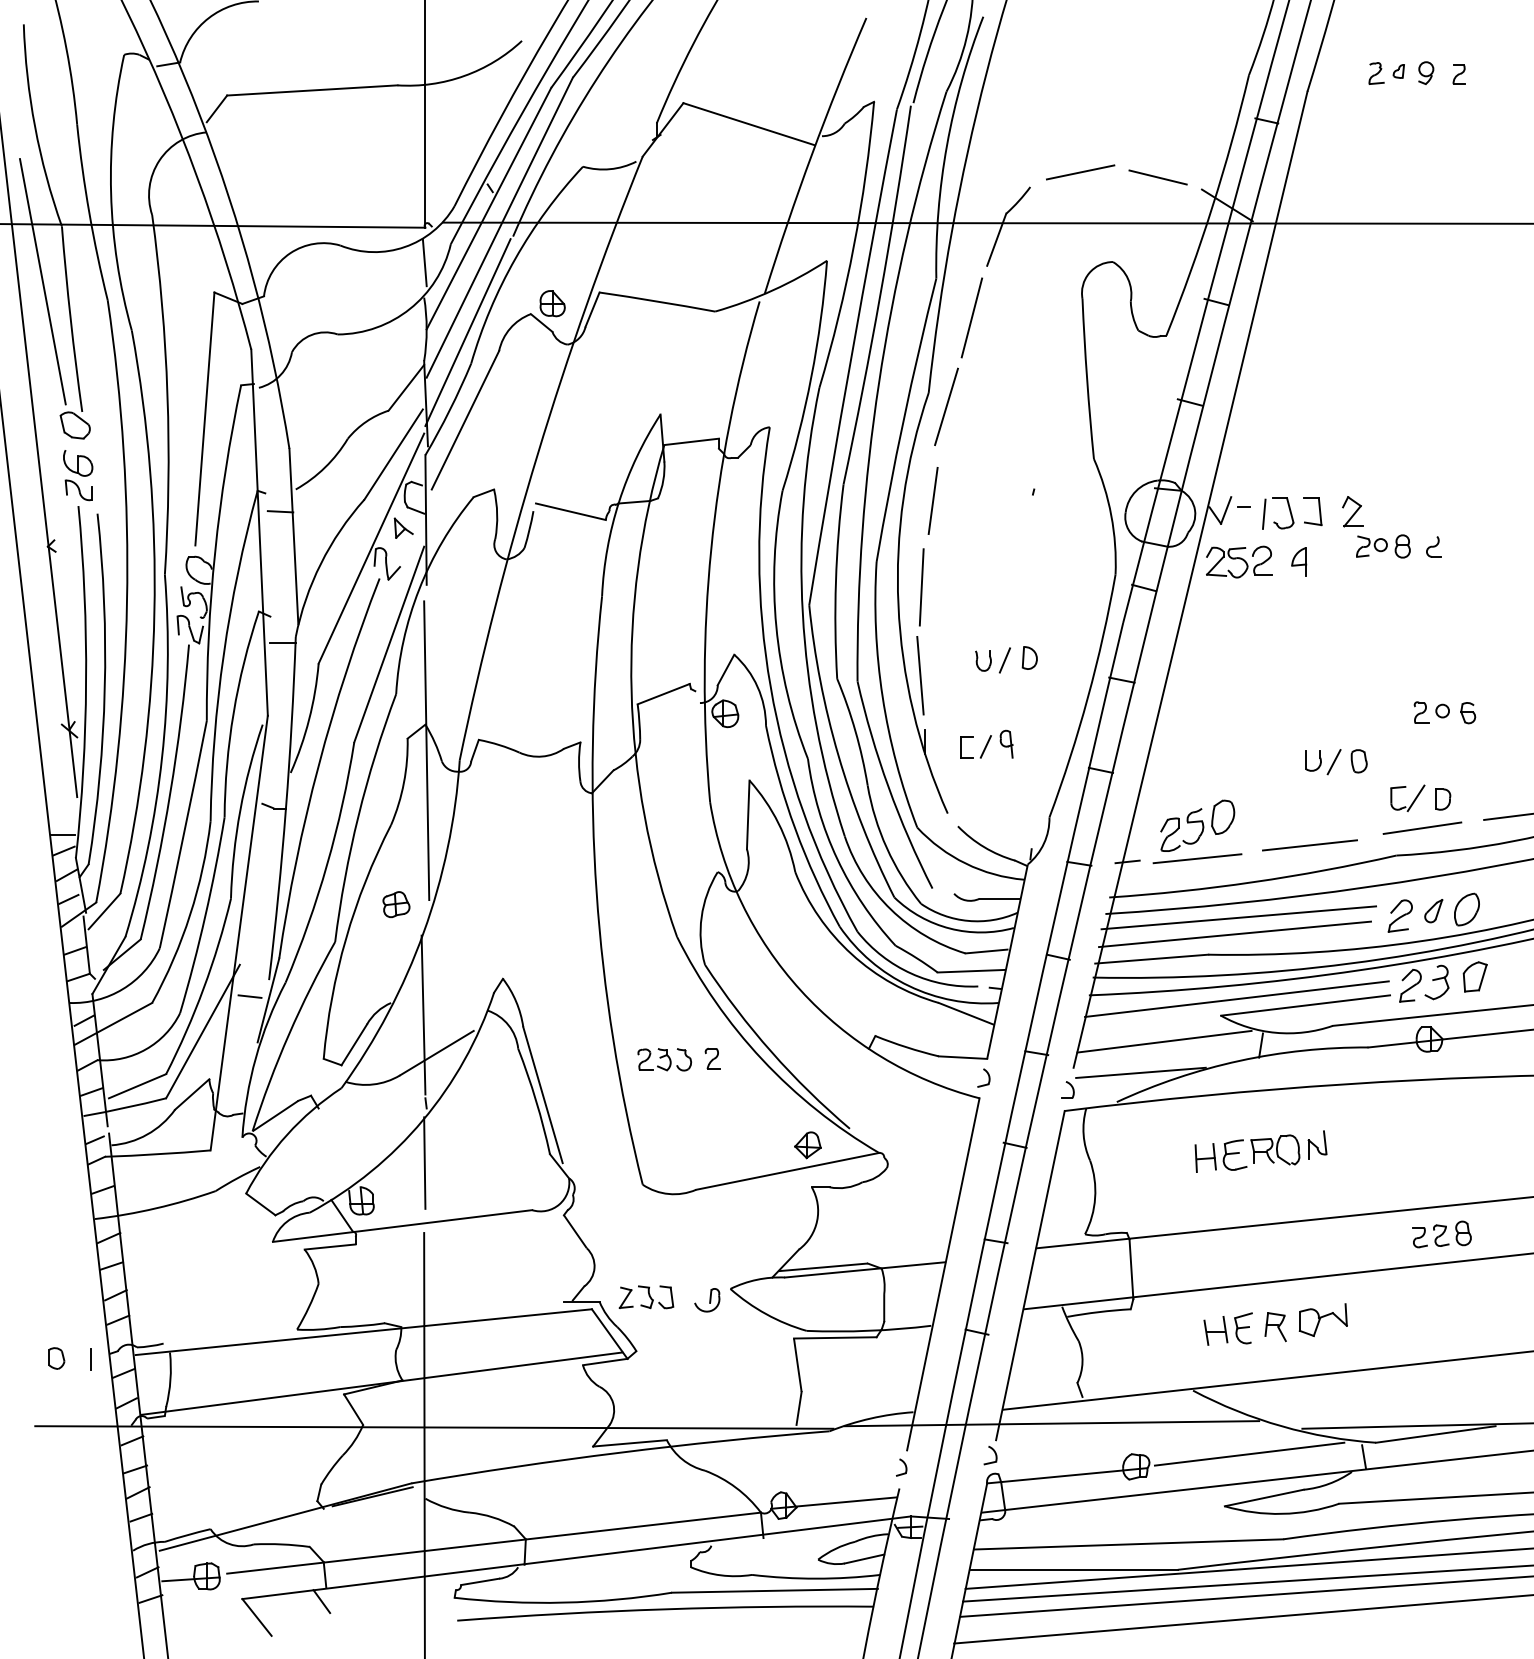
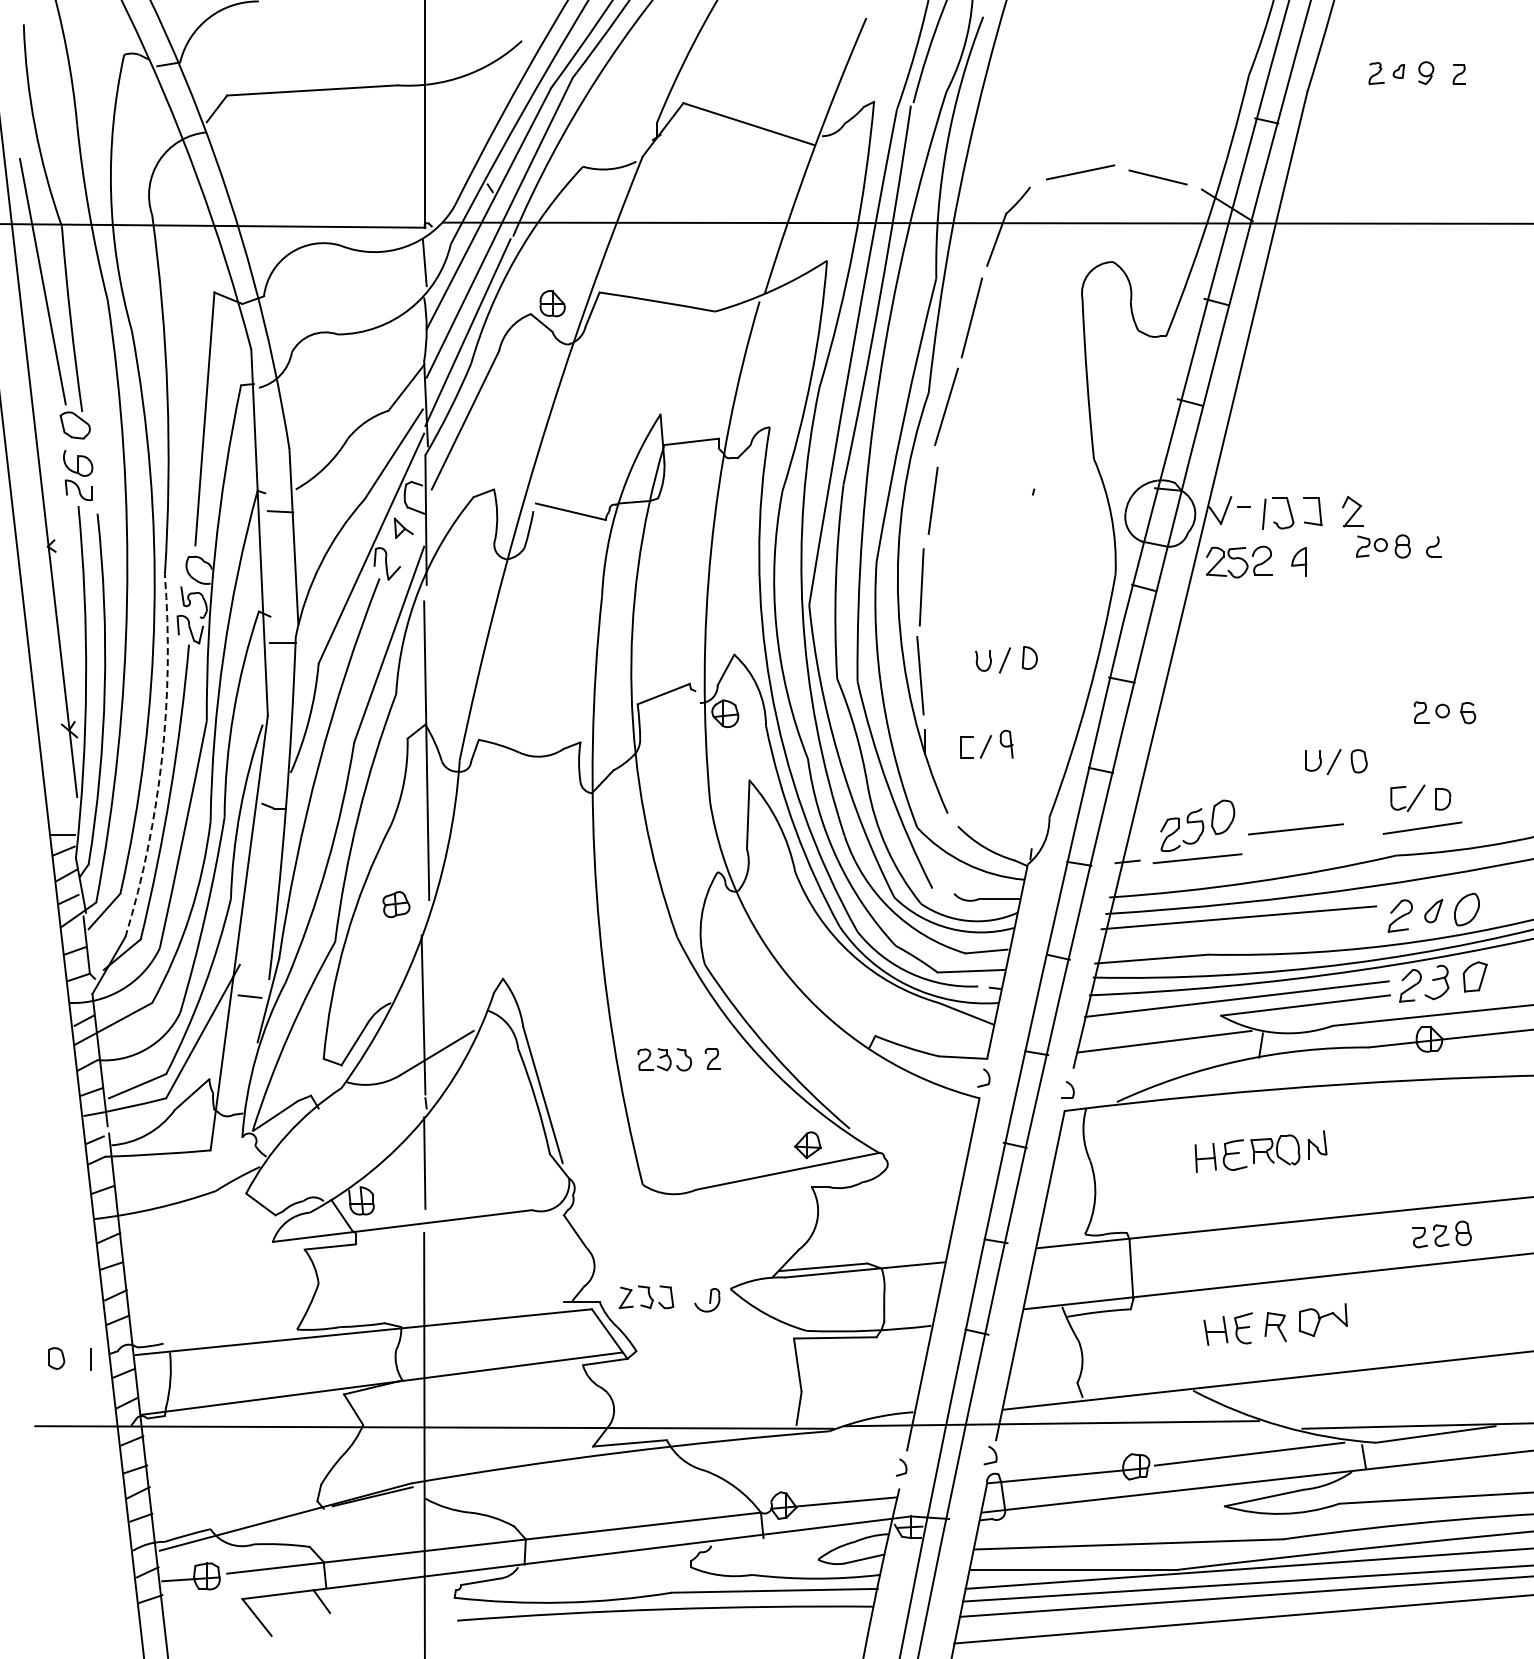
arc: solid -> dashed (162, 757)
line: present -> none (1507, 816)
line position: (1309, 845) -> (1295, 829) (1295, 829)
line: present -> none (1235, 934)
line: present -> none (1140, 1072)
